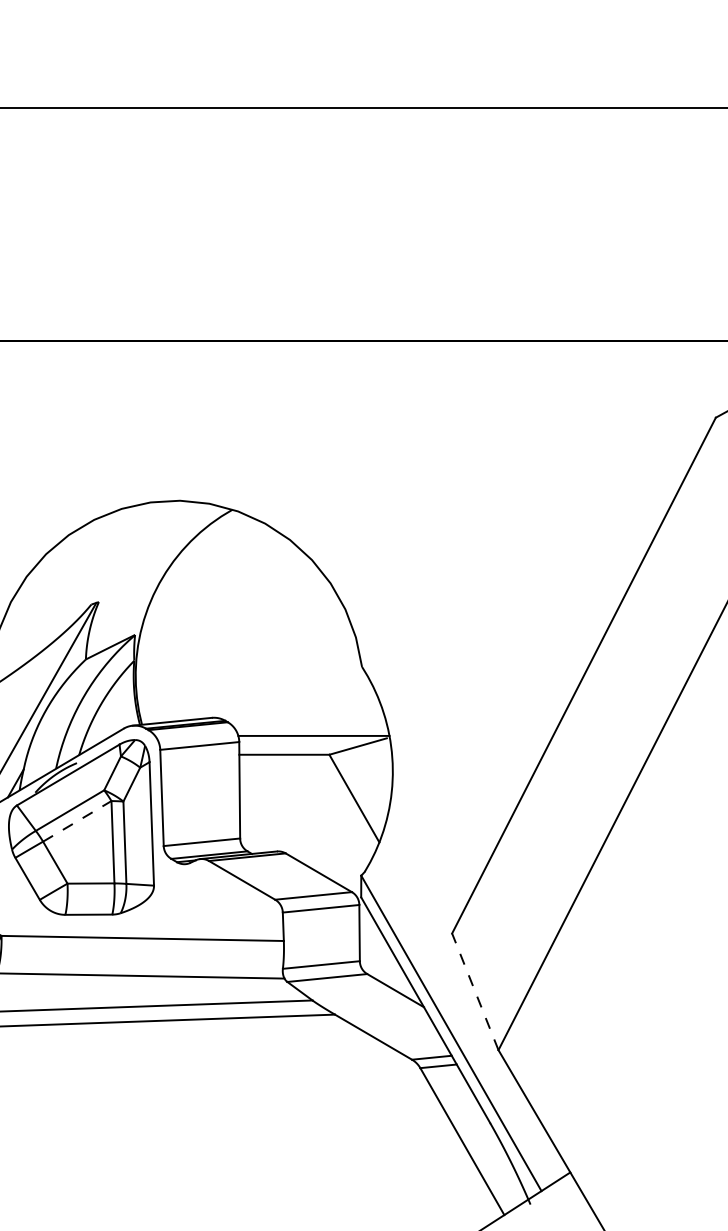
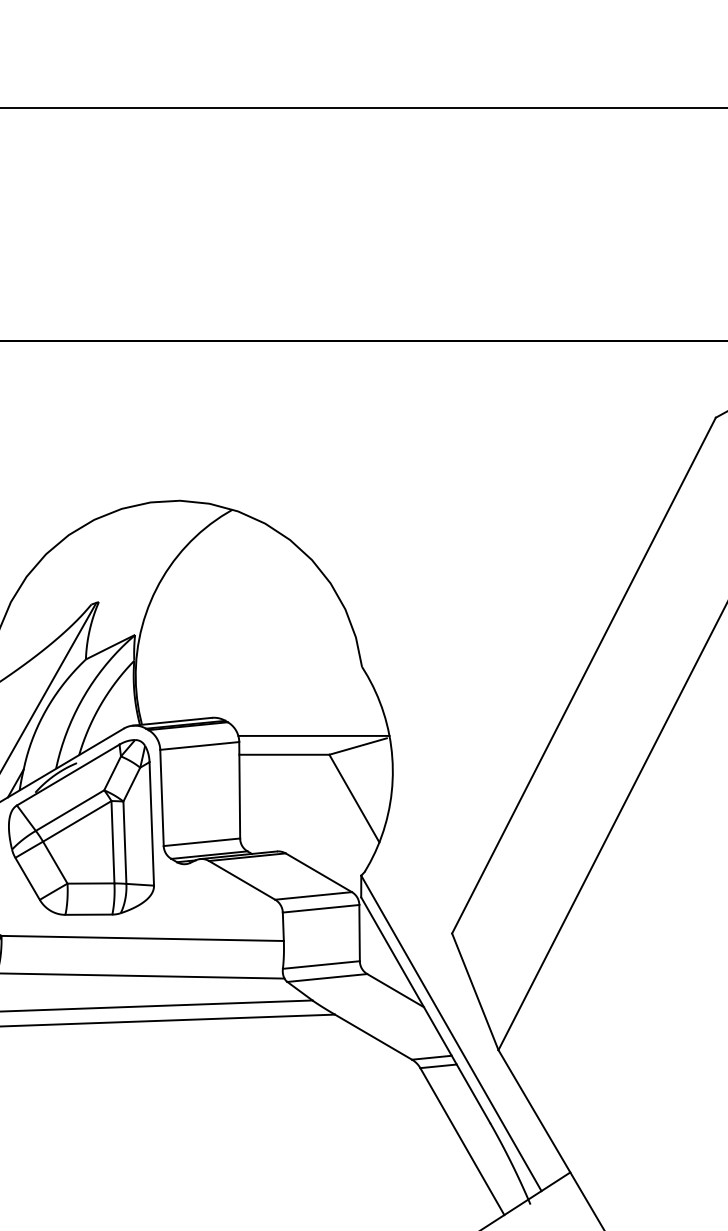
line: dashed -> solid (77, 821)
line: dashed -> solid (475, 991)
